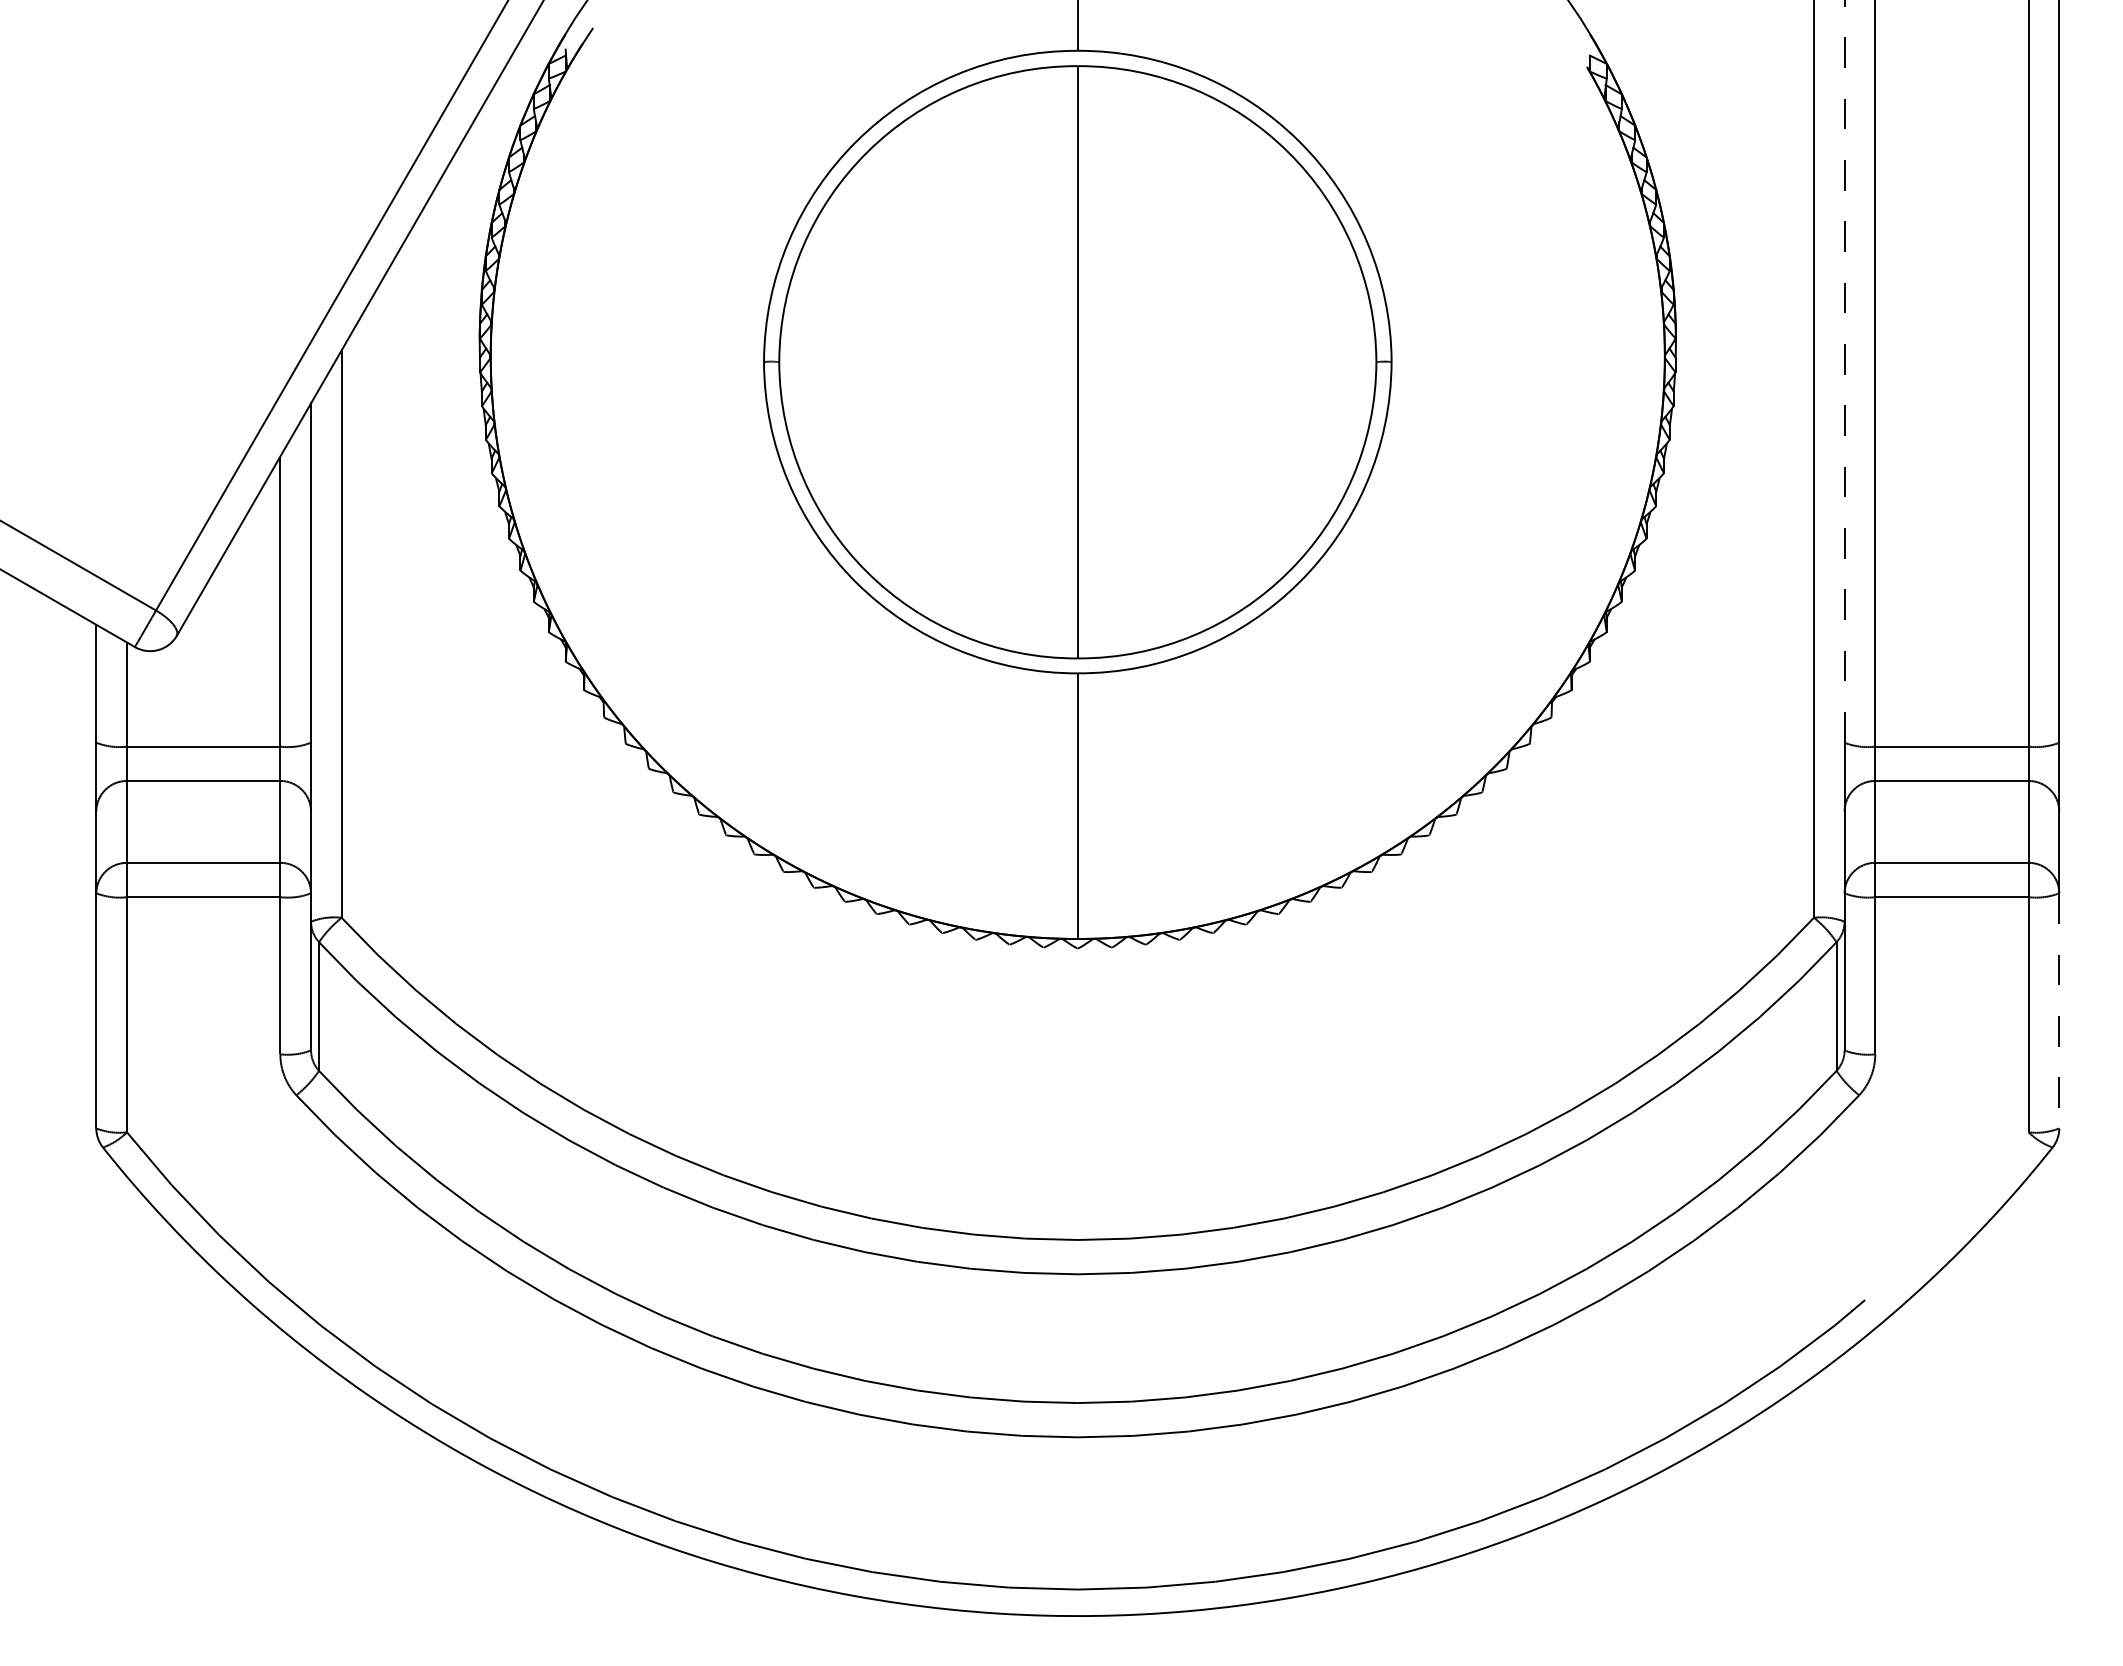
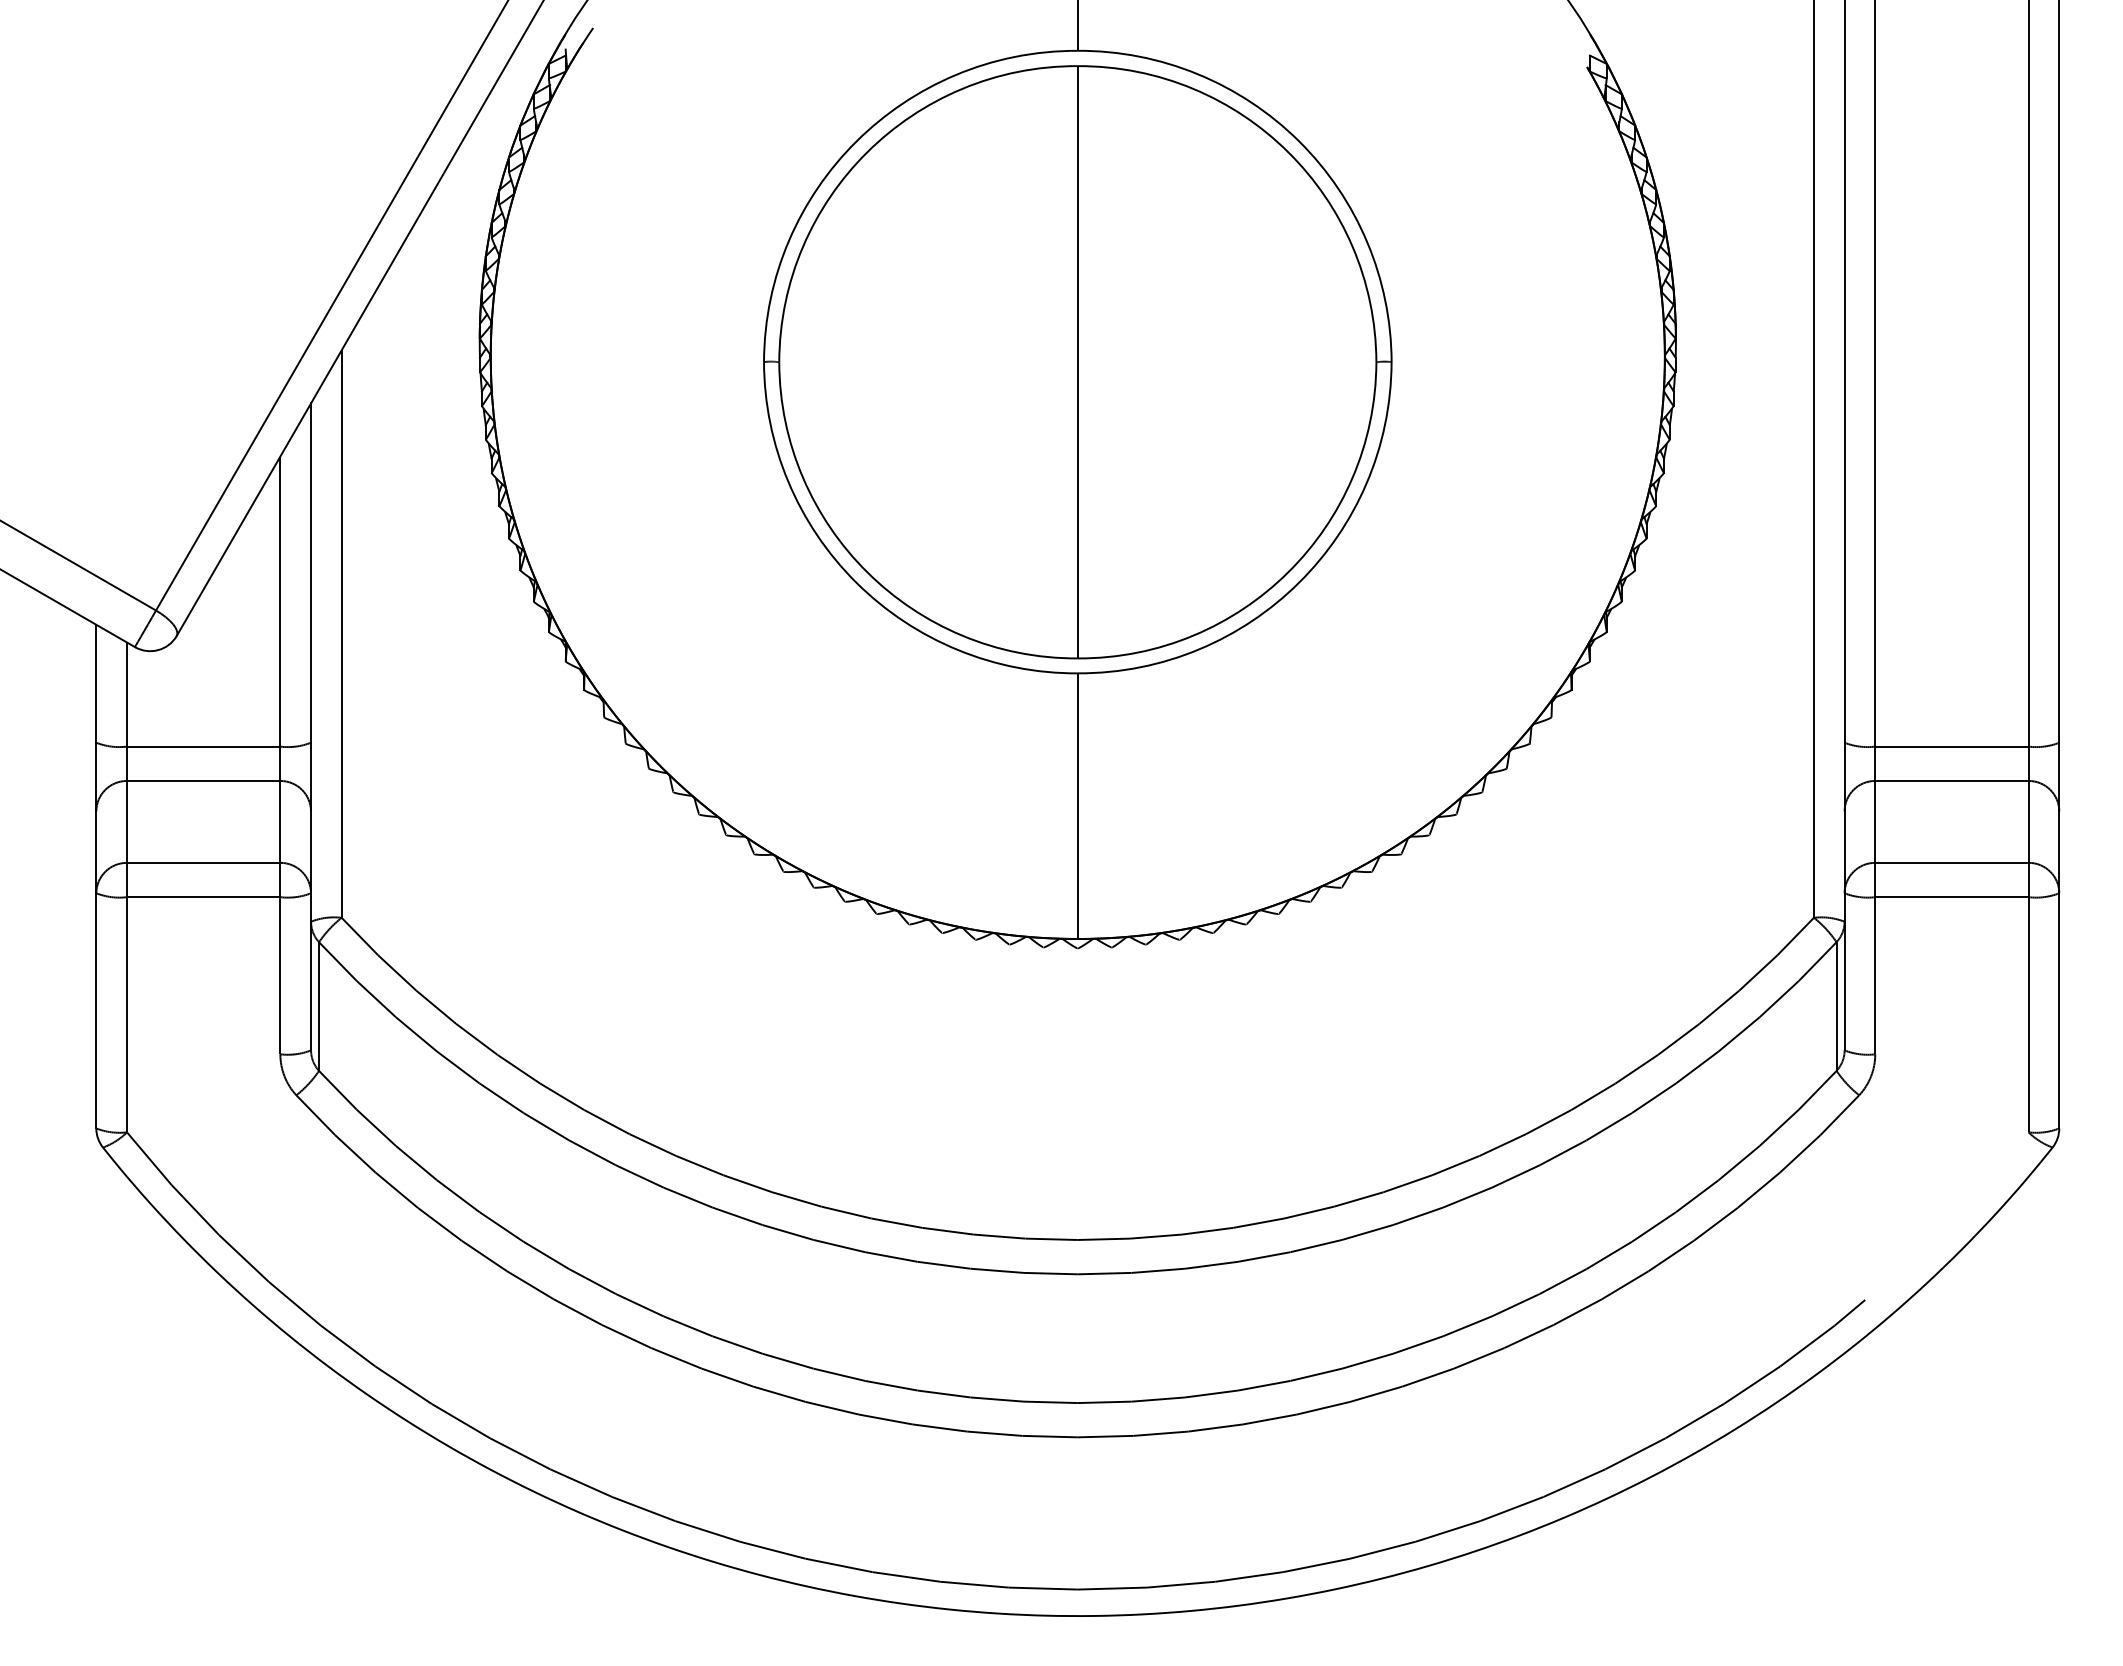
line: dashed -> solid (1844, 370)
line: dashed -> solid (2059, 1010)
